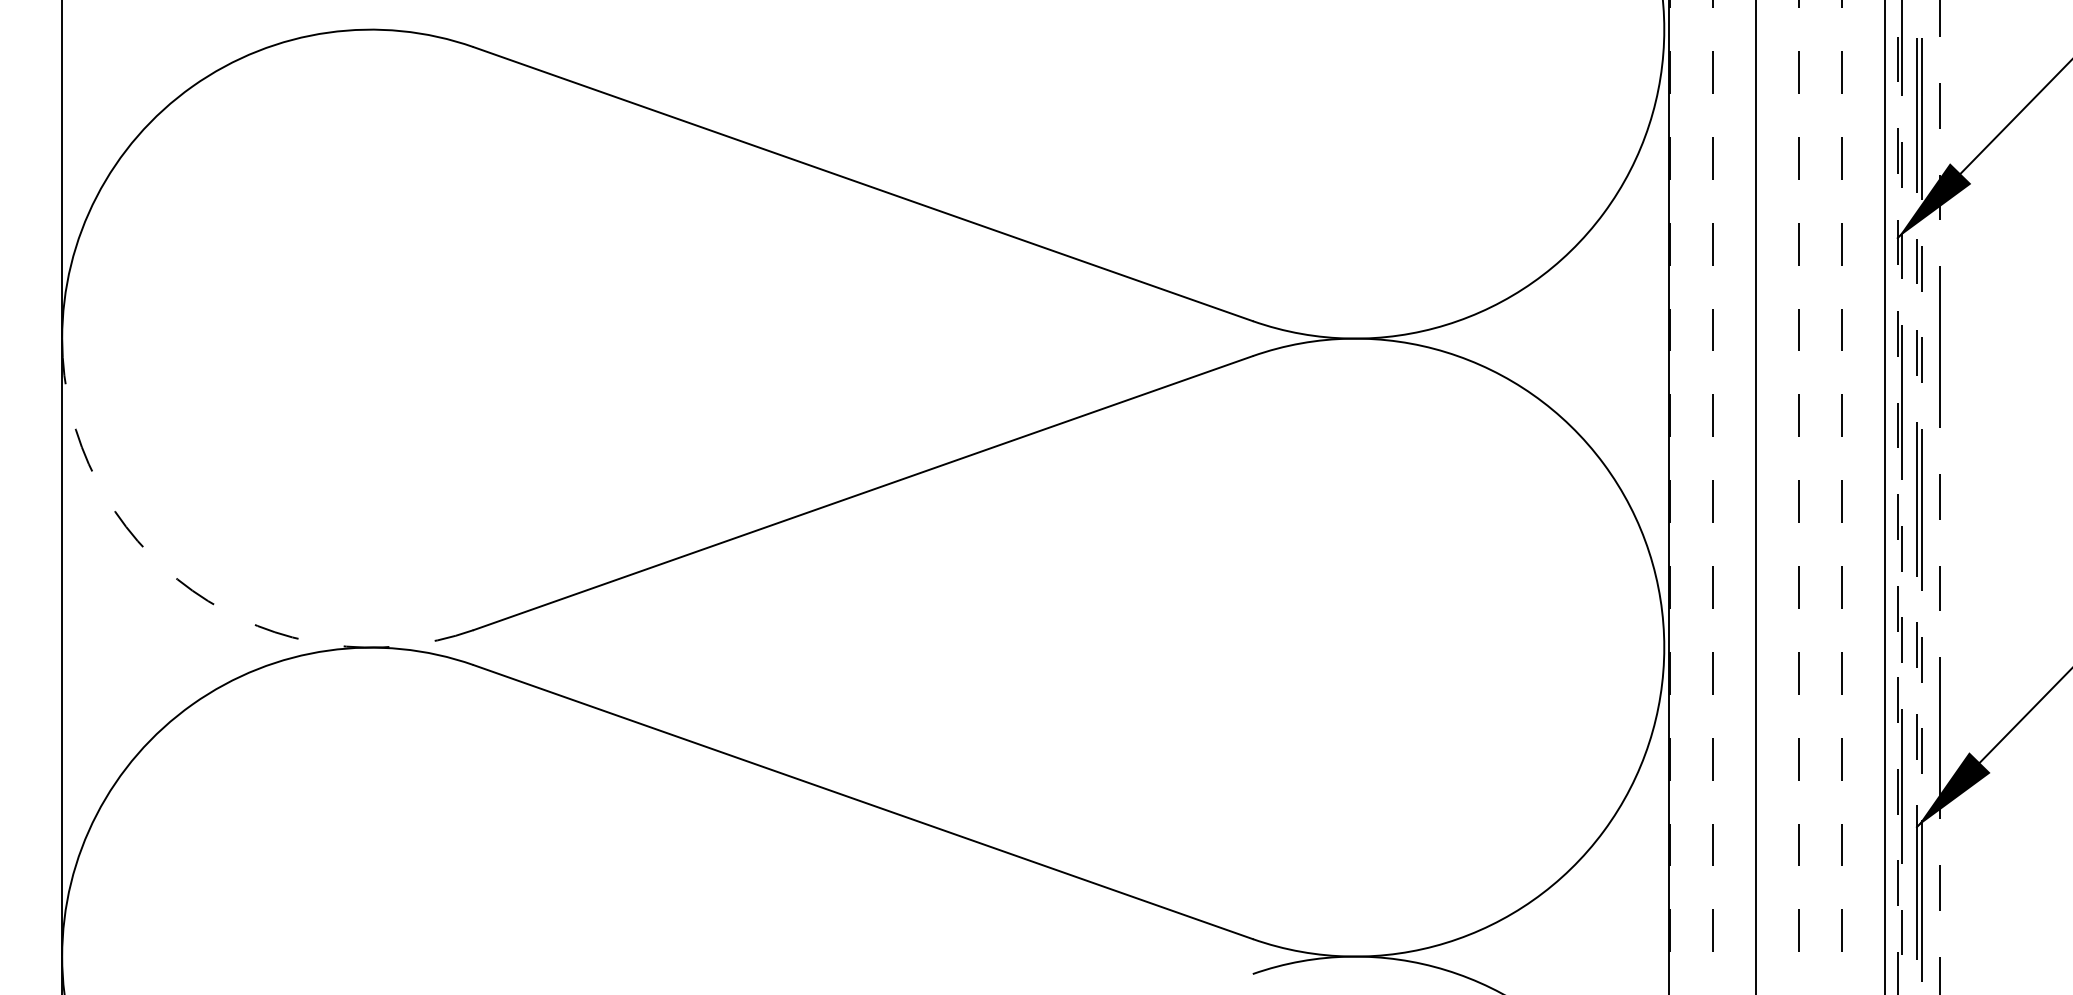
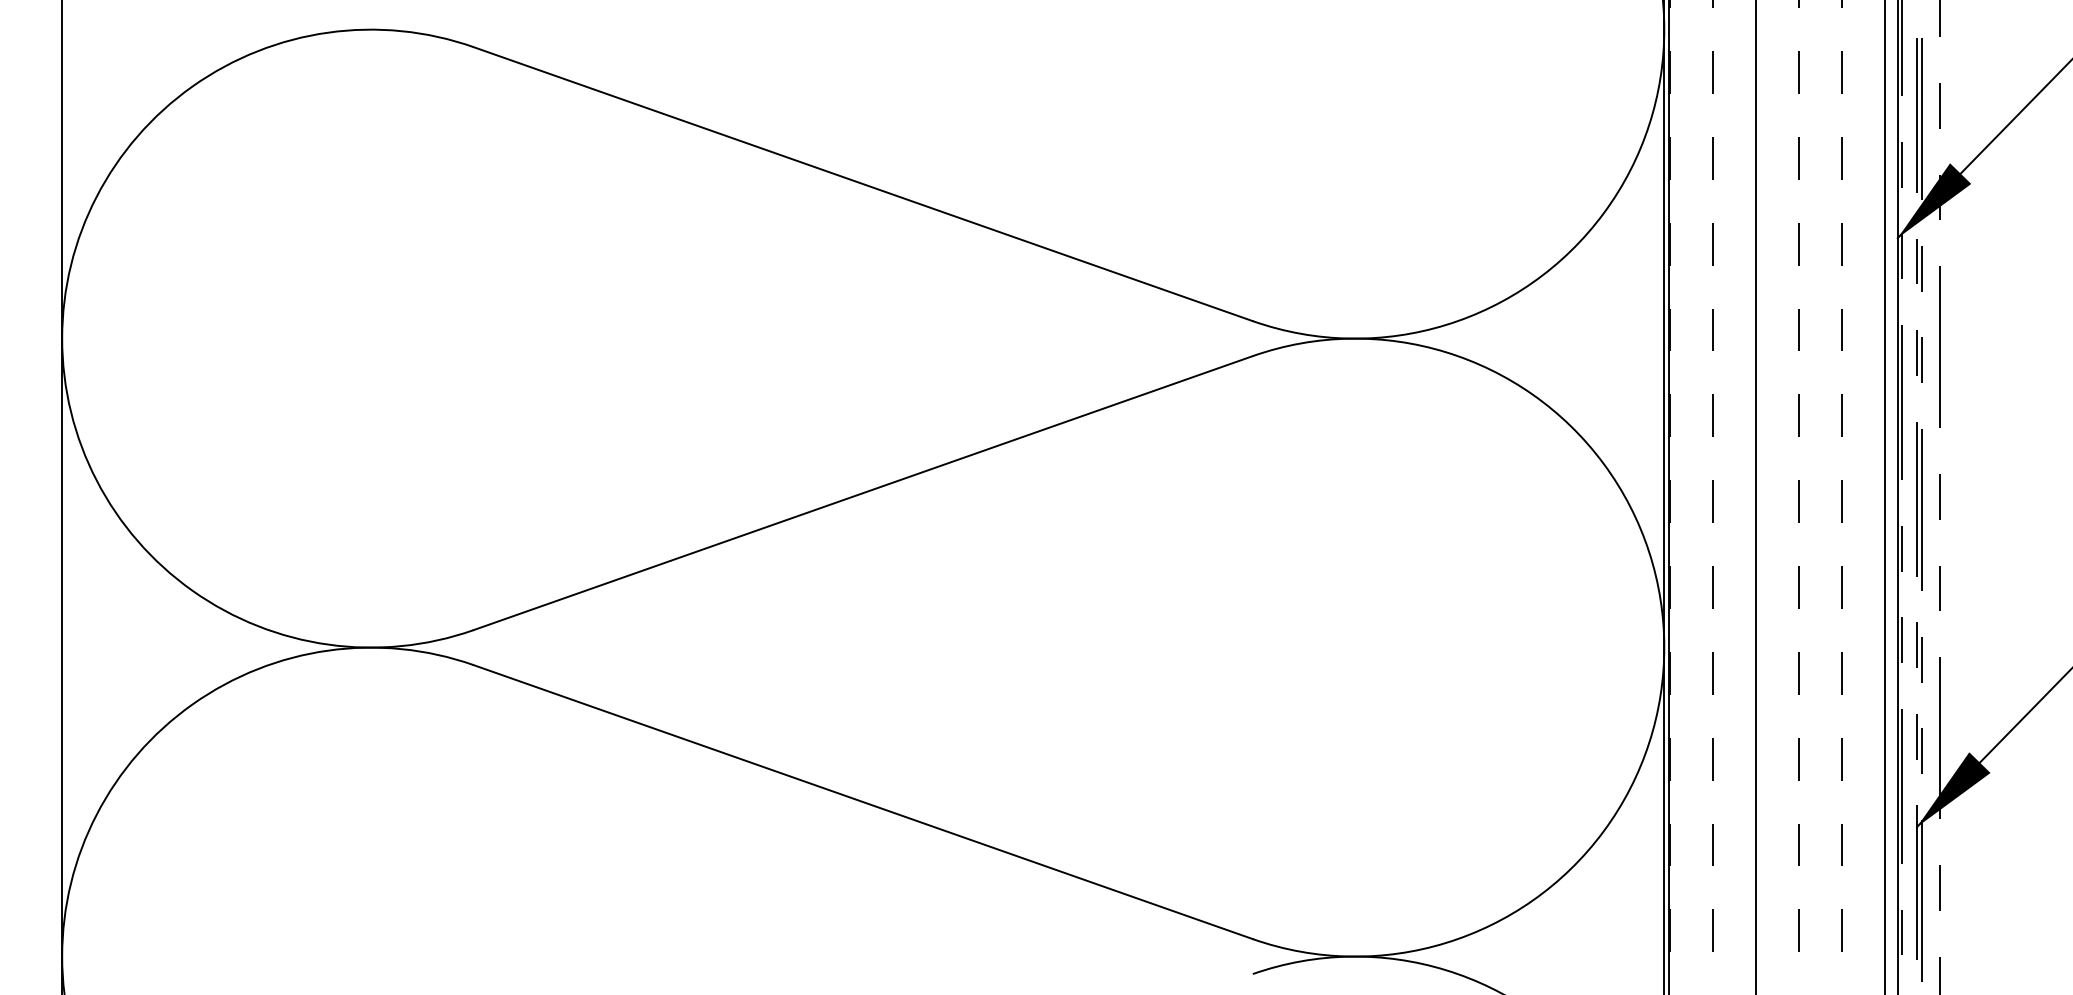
line: none -> present (1664, 496)
line: dashed -> solid (1897, 497)
arc: dashed -> solid (192, 590)
